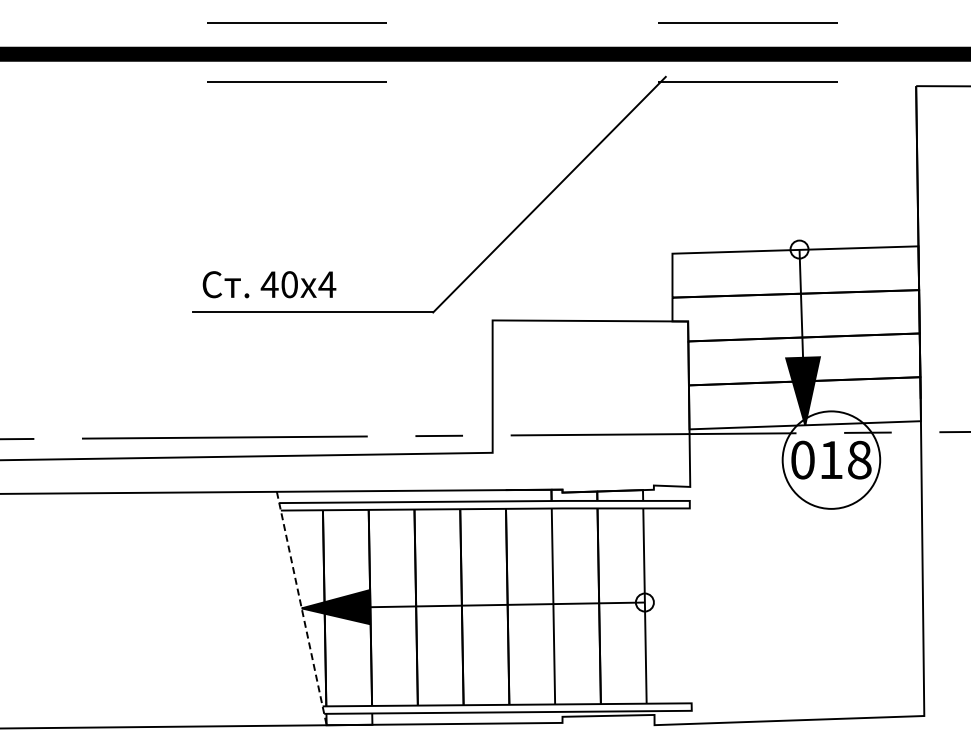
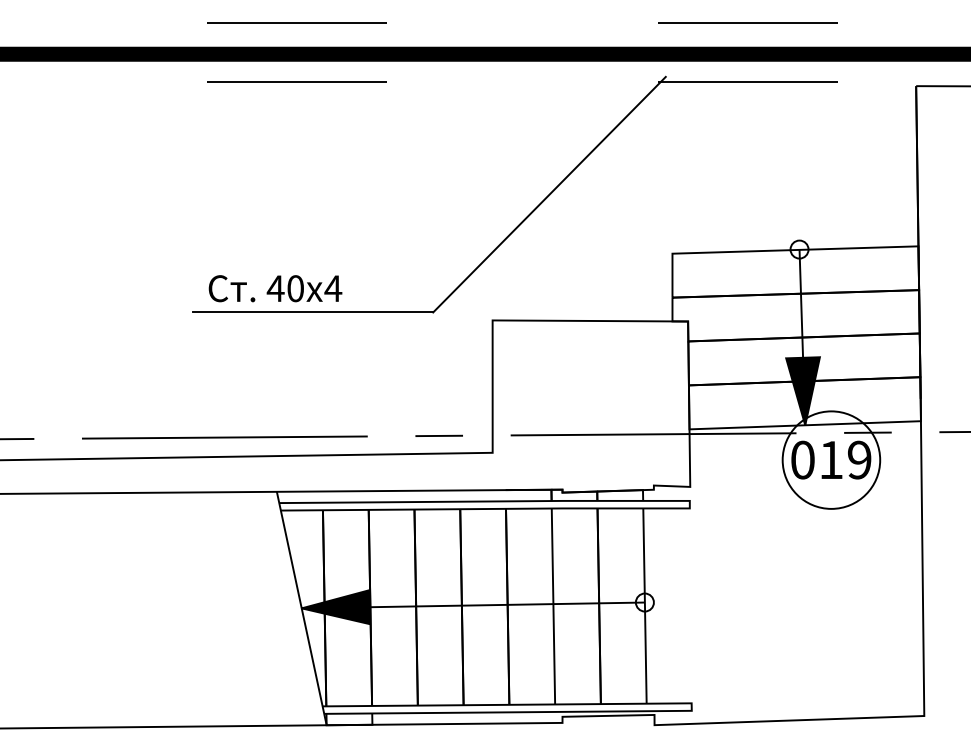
text position: (269, 284) -> (275, 288) (275, 288)
text: 018 -> 019 (859, 459)
line: dashed -> solid (301, 609)
